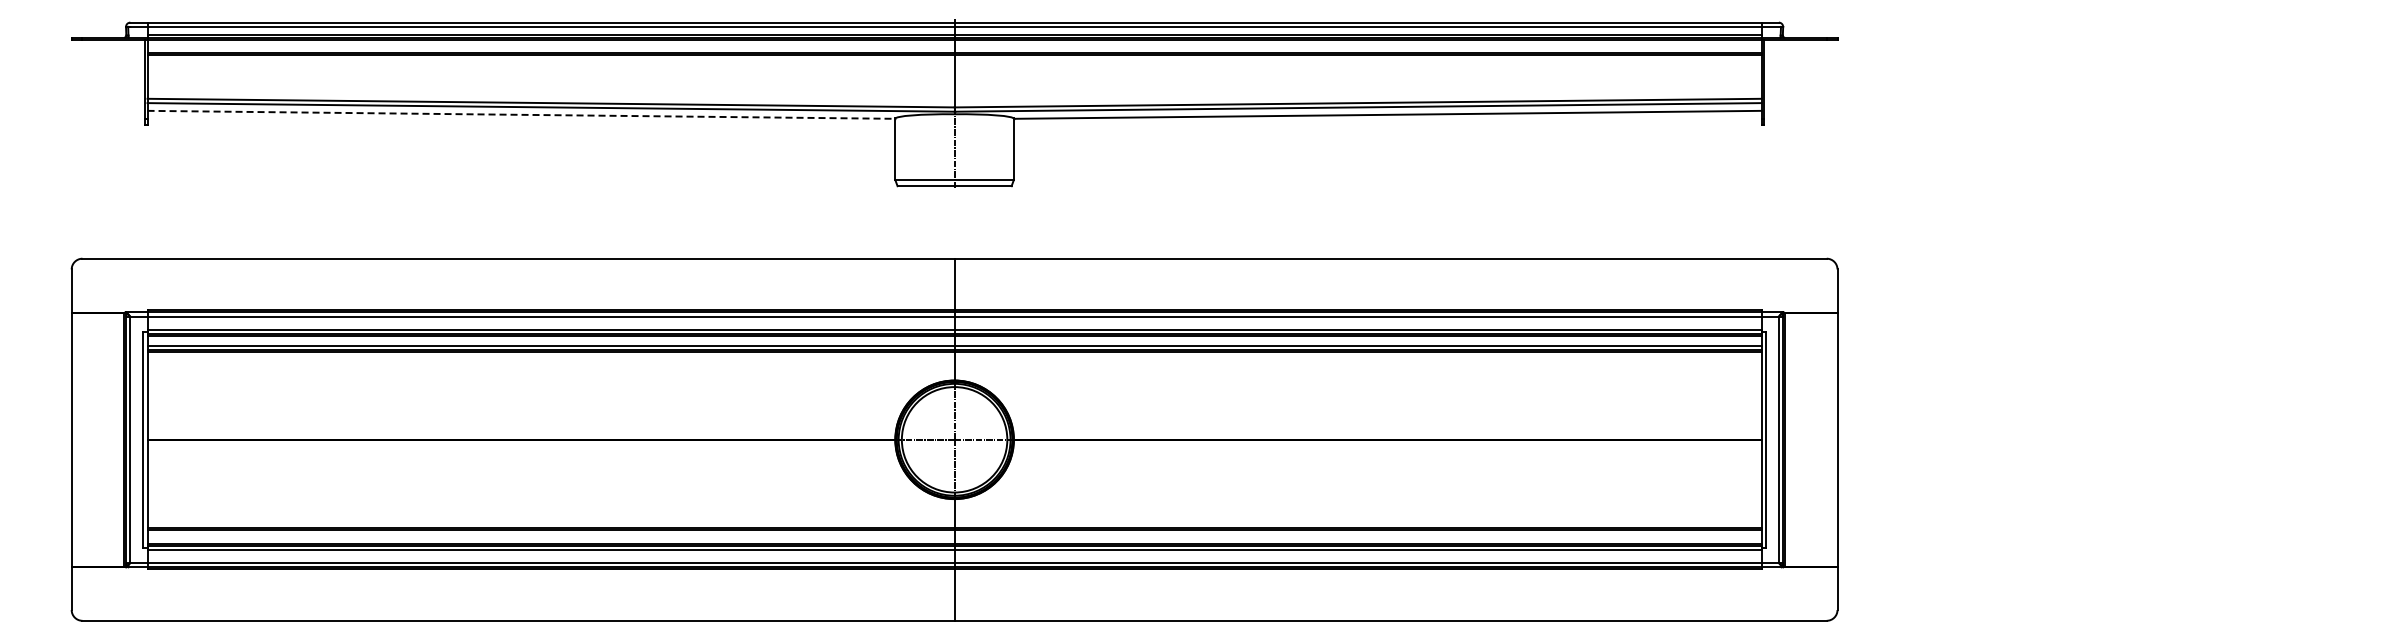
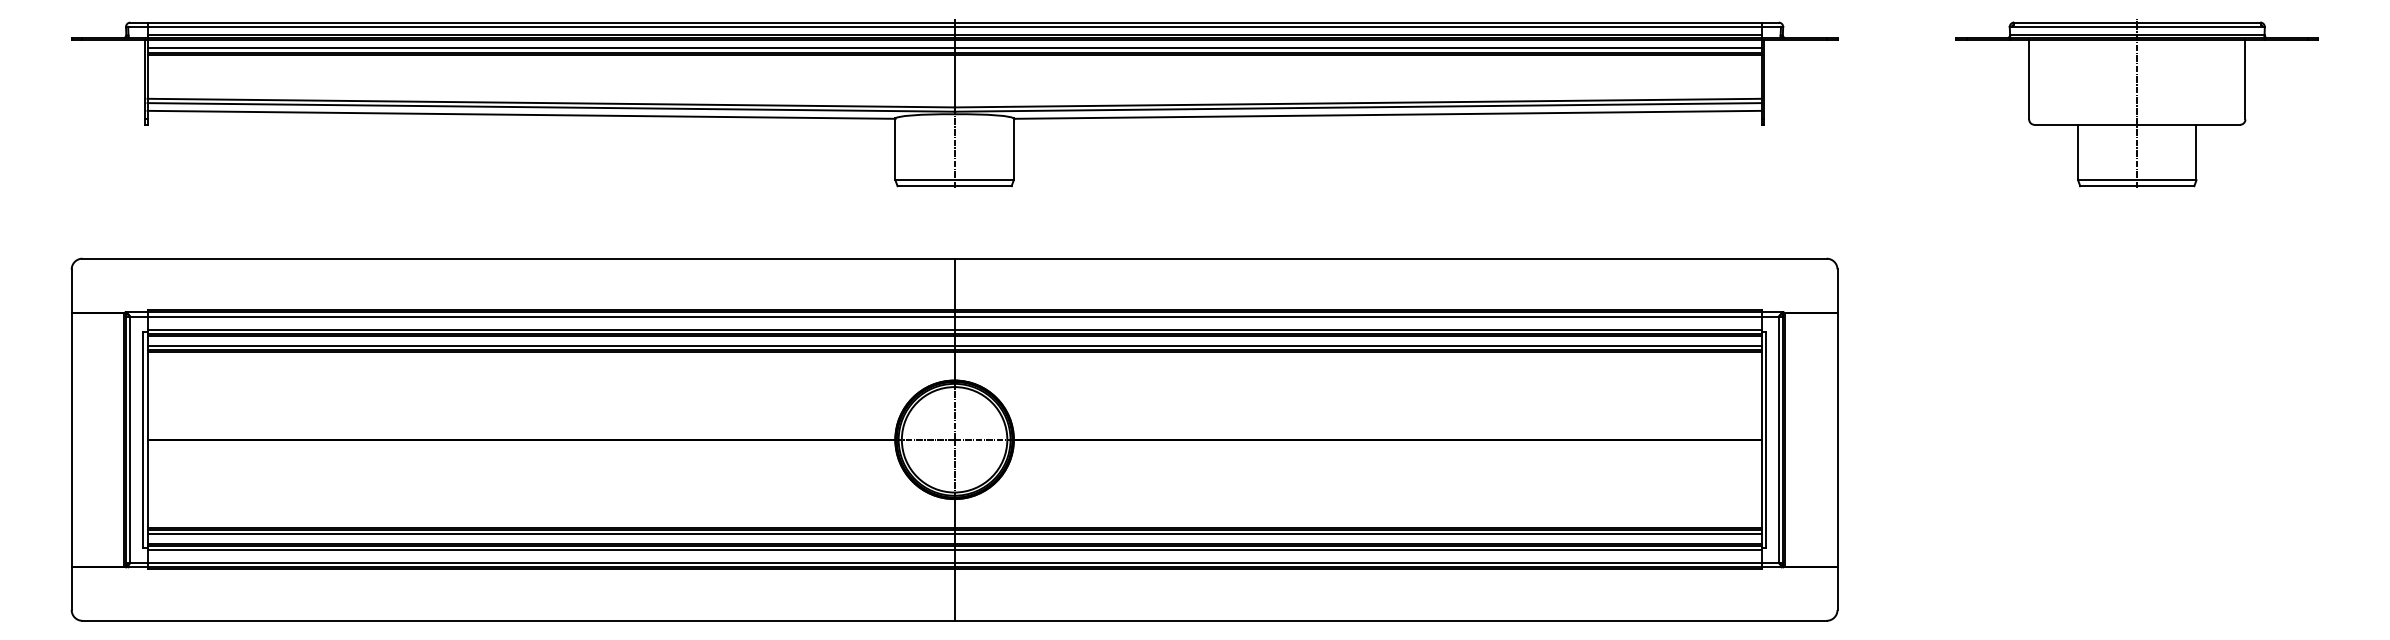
line: none -> present (954, 48)
part: none -> present (2136, 103)
line: dashed -> solid (521, 114)
line: none -> present (954, 533)
